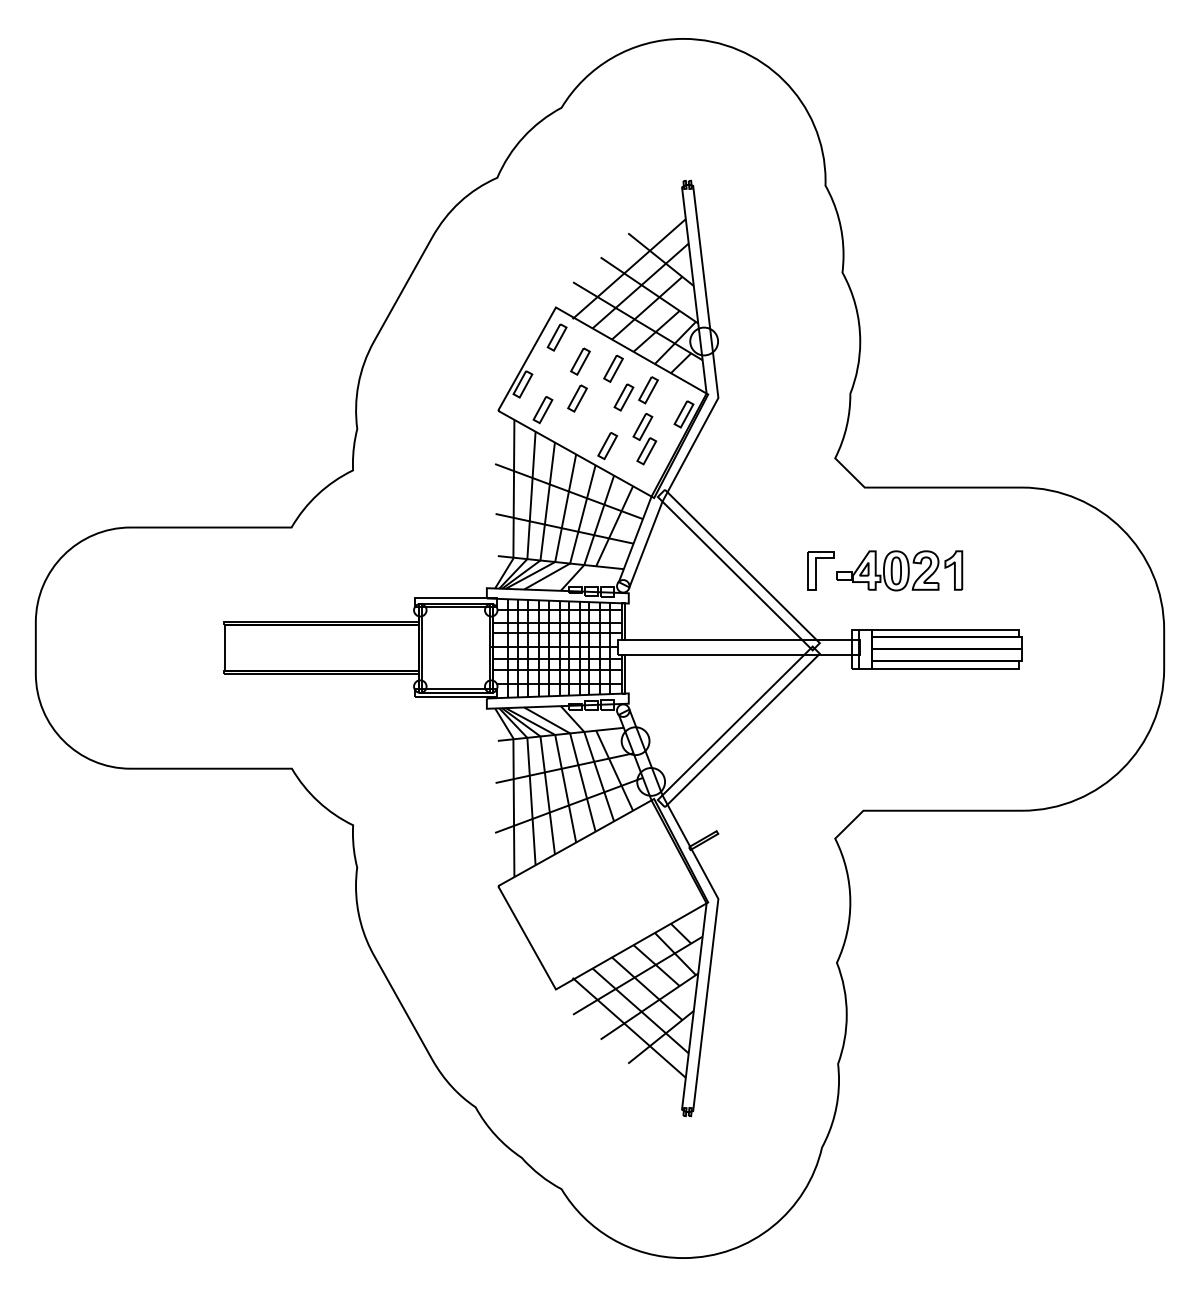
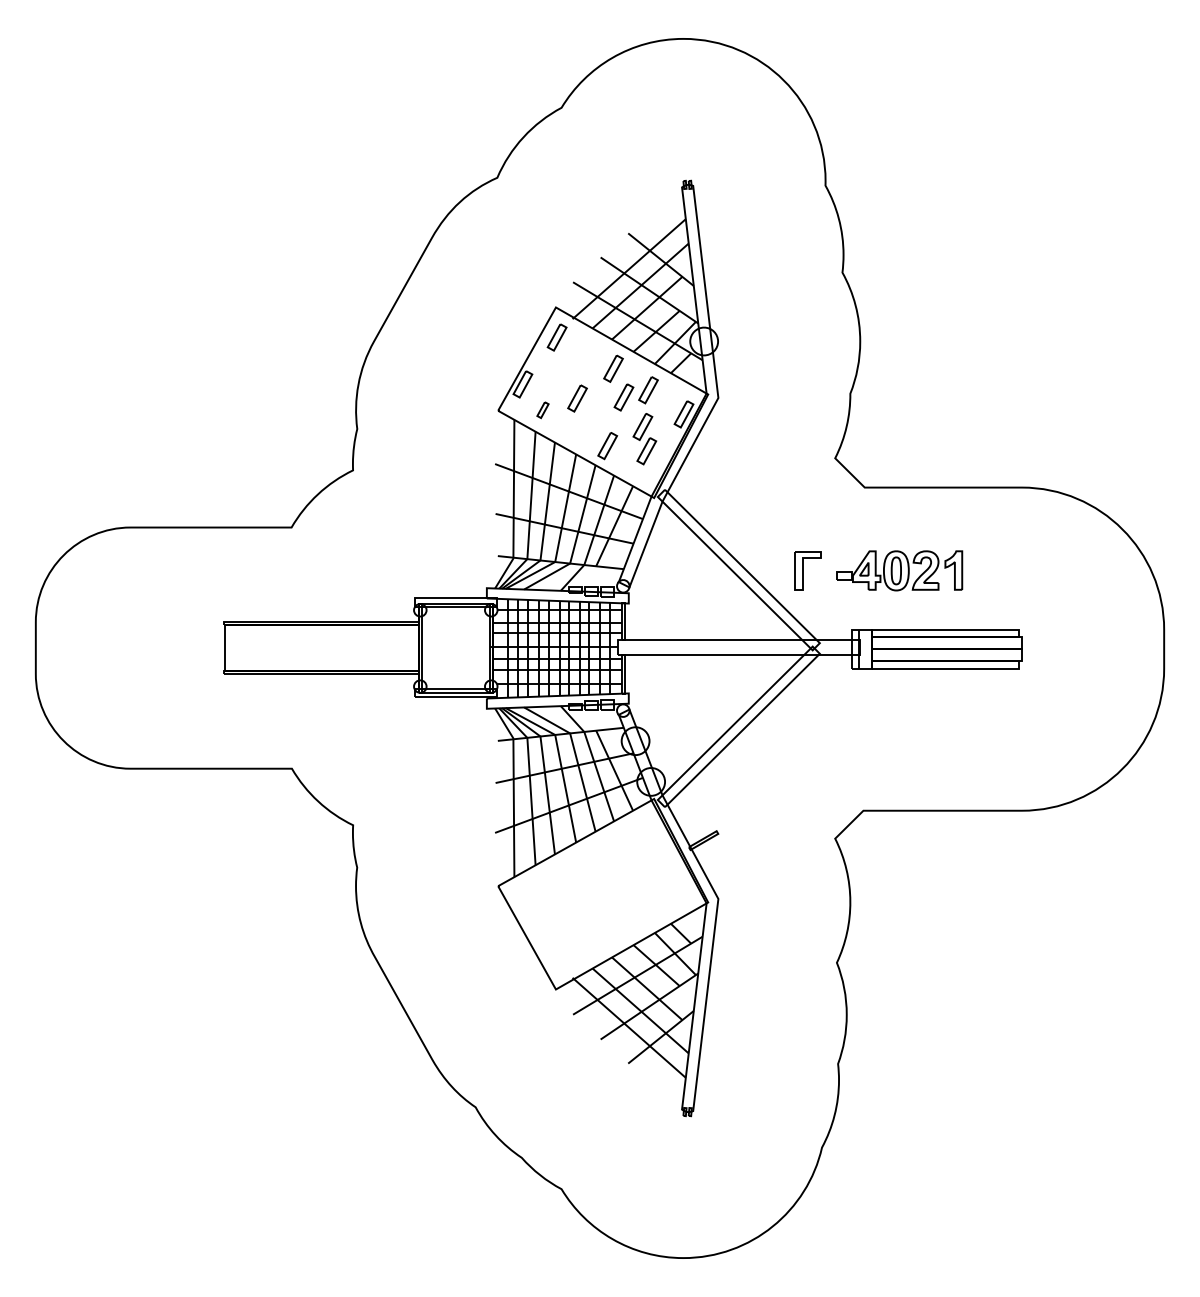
part: present -> none (580, 361)
part size: 22x29 px -> 14x19 px (542, 410)
part position: (820, 570) -> (807, 570) (807, 570)
